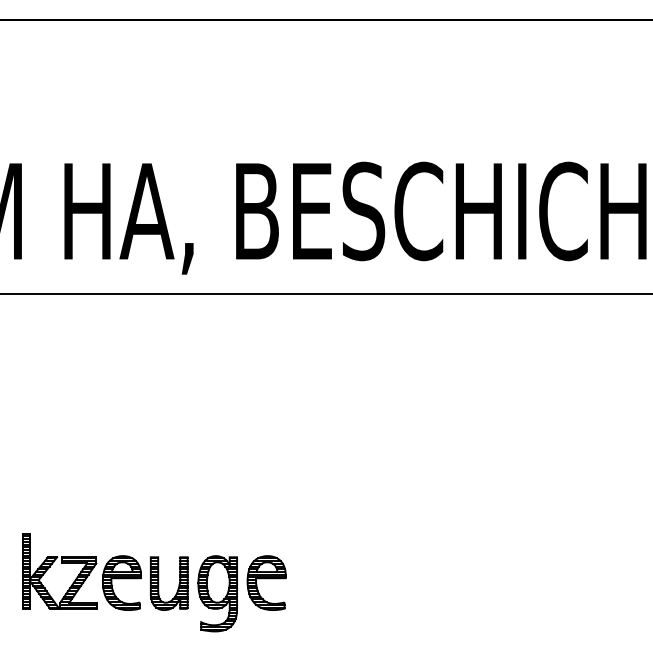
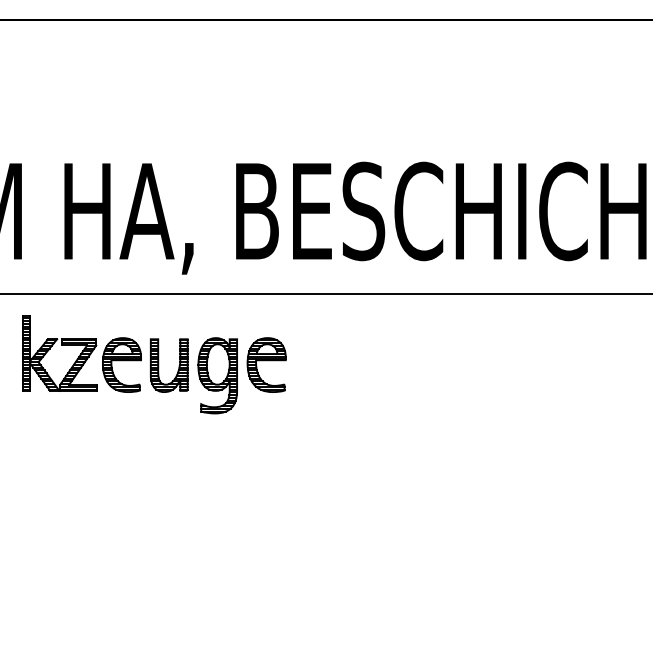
part position: (154, 582) -> (154, 364) (154, 364)
